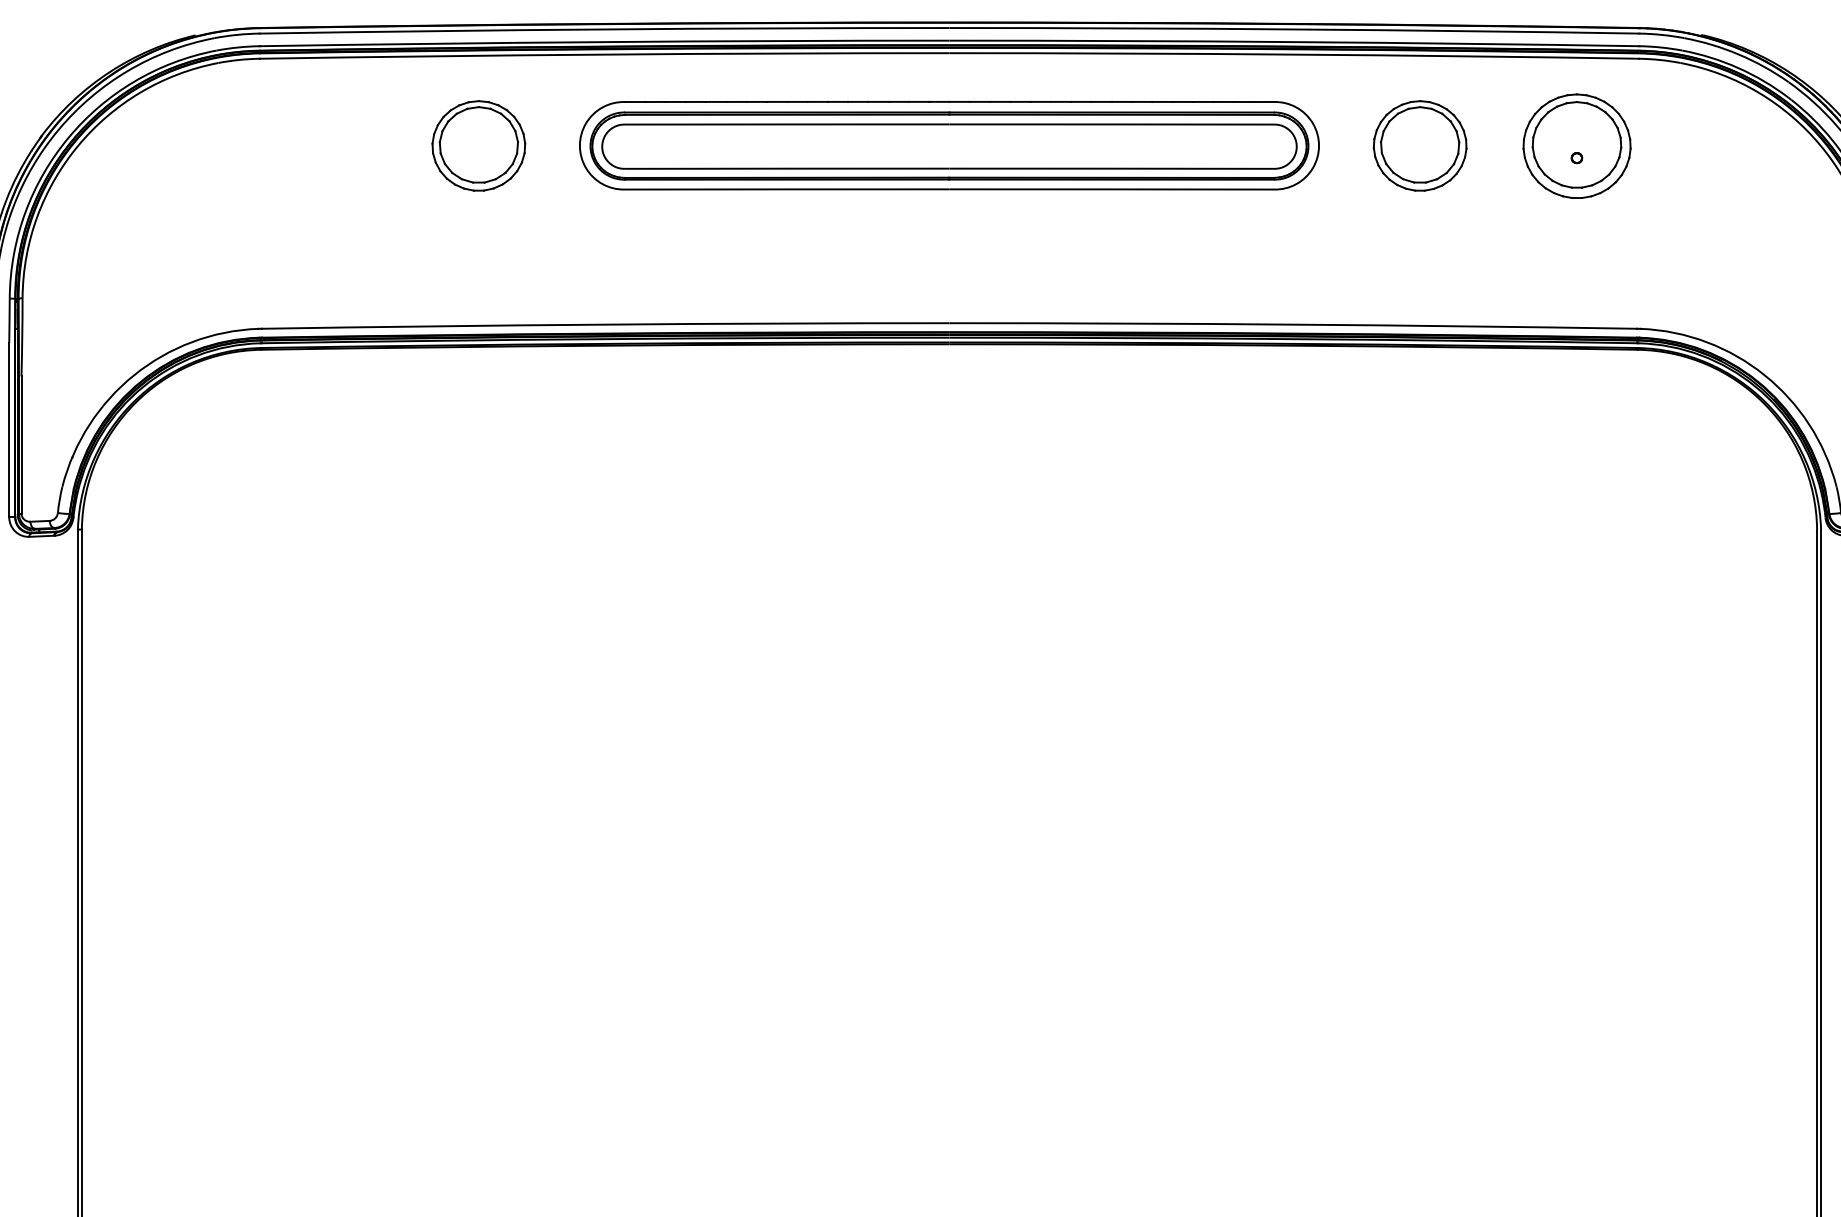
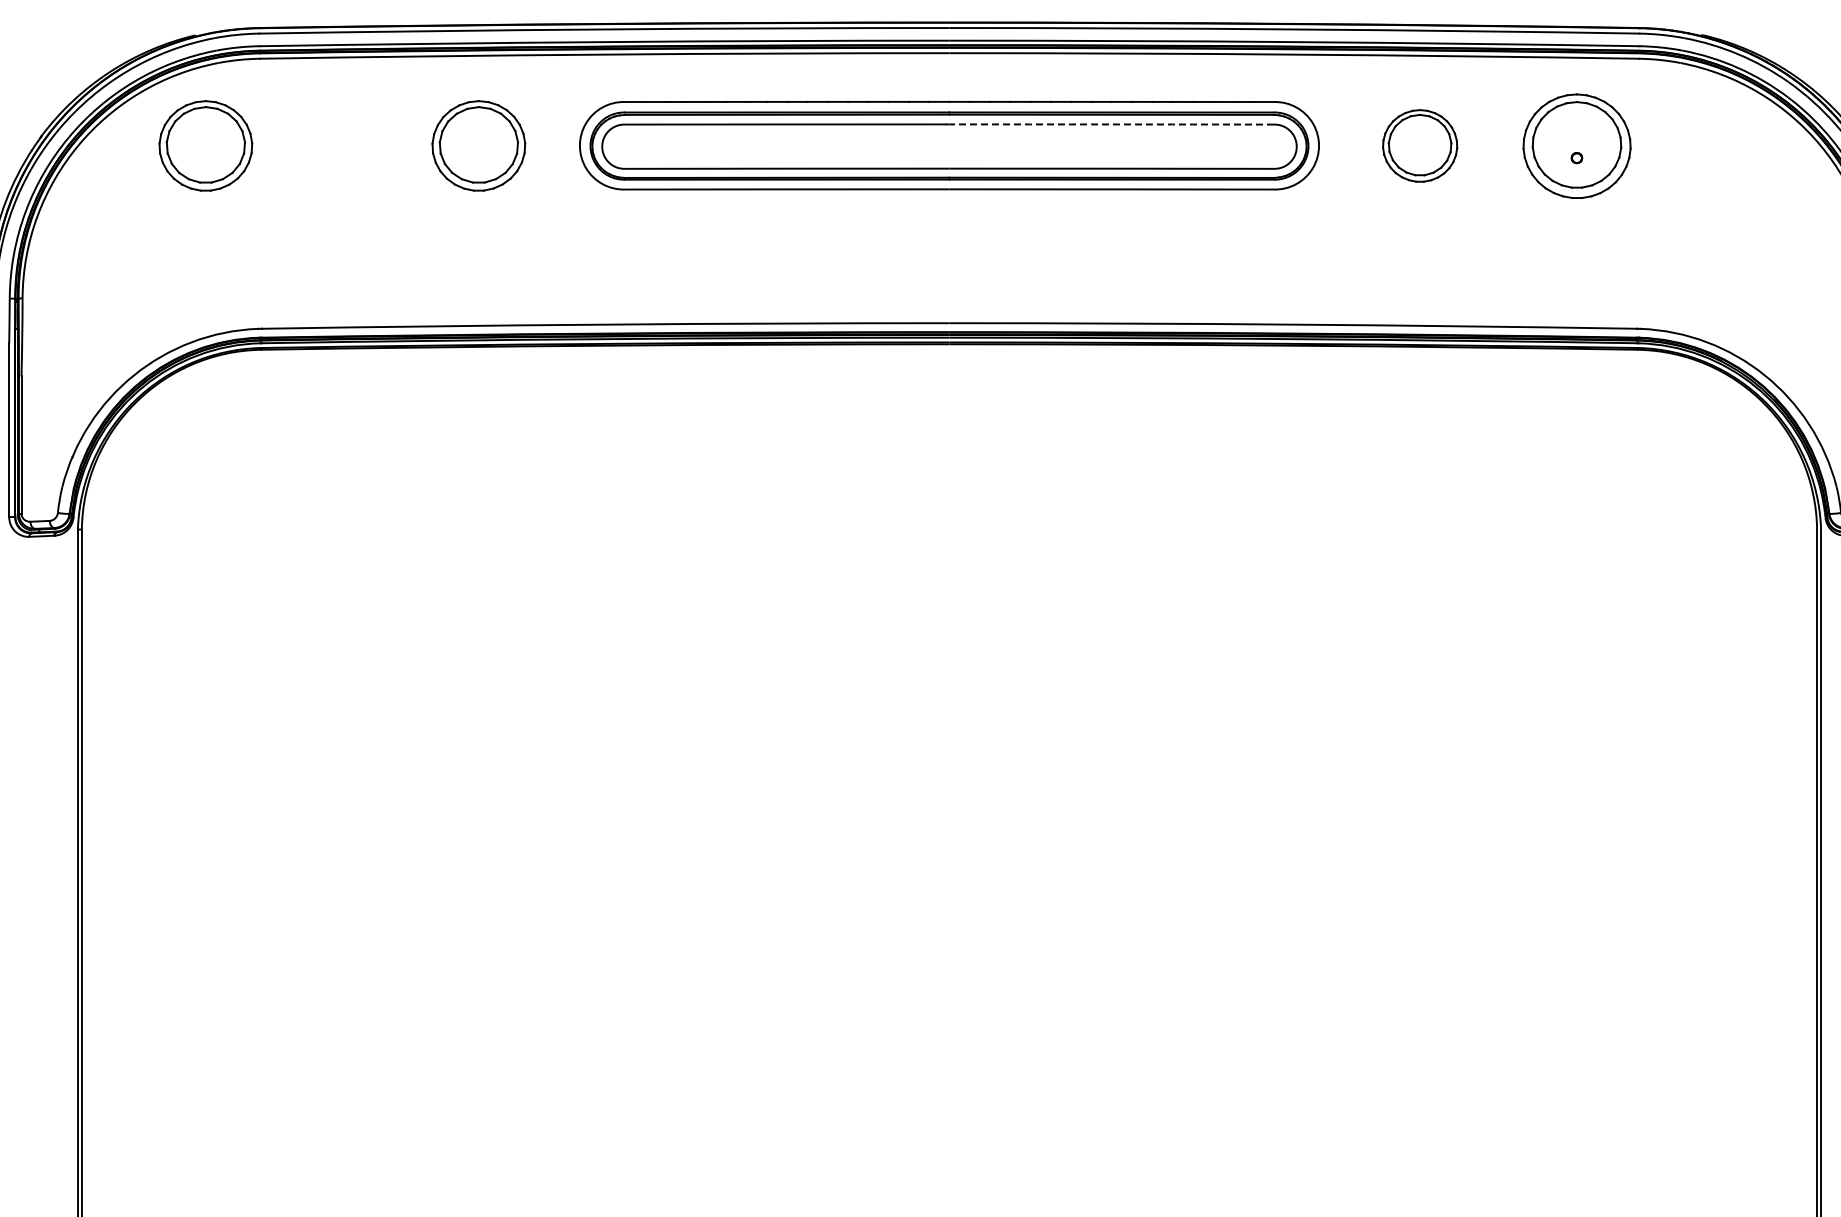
arc: solid -> dashed (1111, 124)
part: none -> present (205, 145)
part size: 96x92 px -> 77x74 px (1420, 145)
